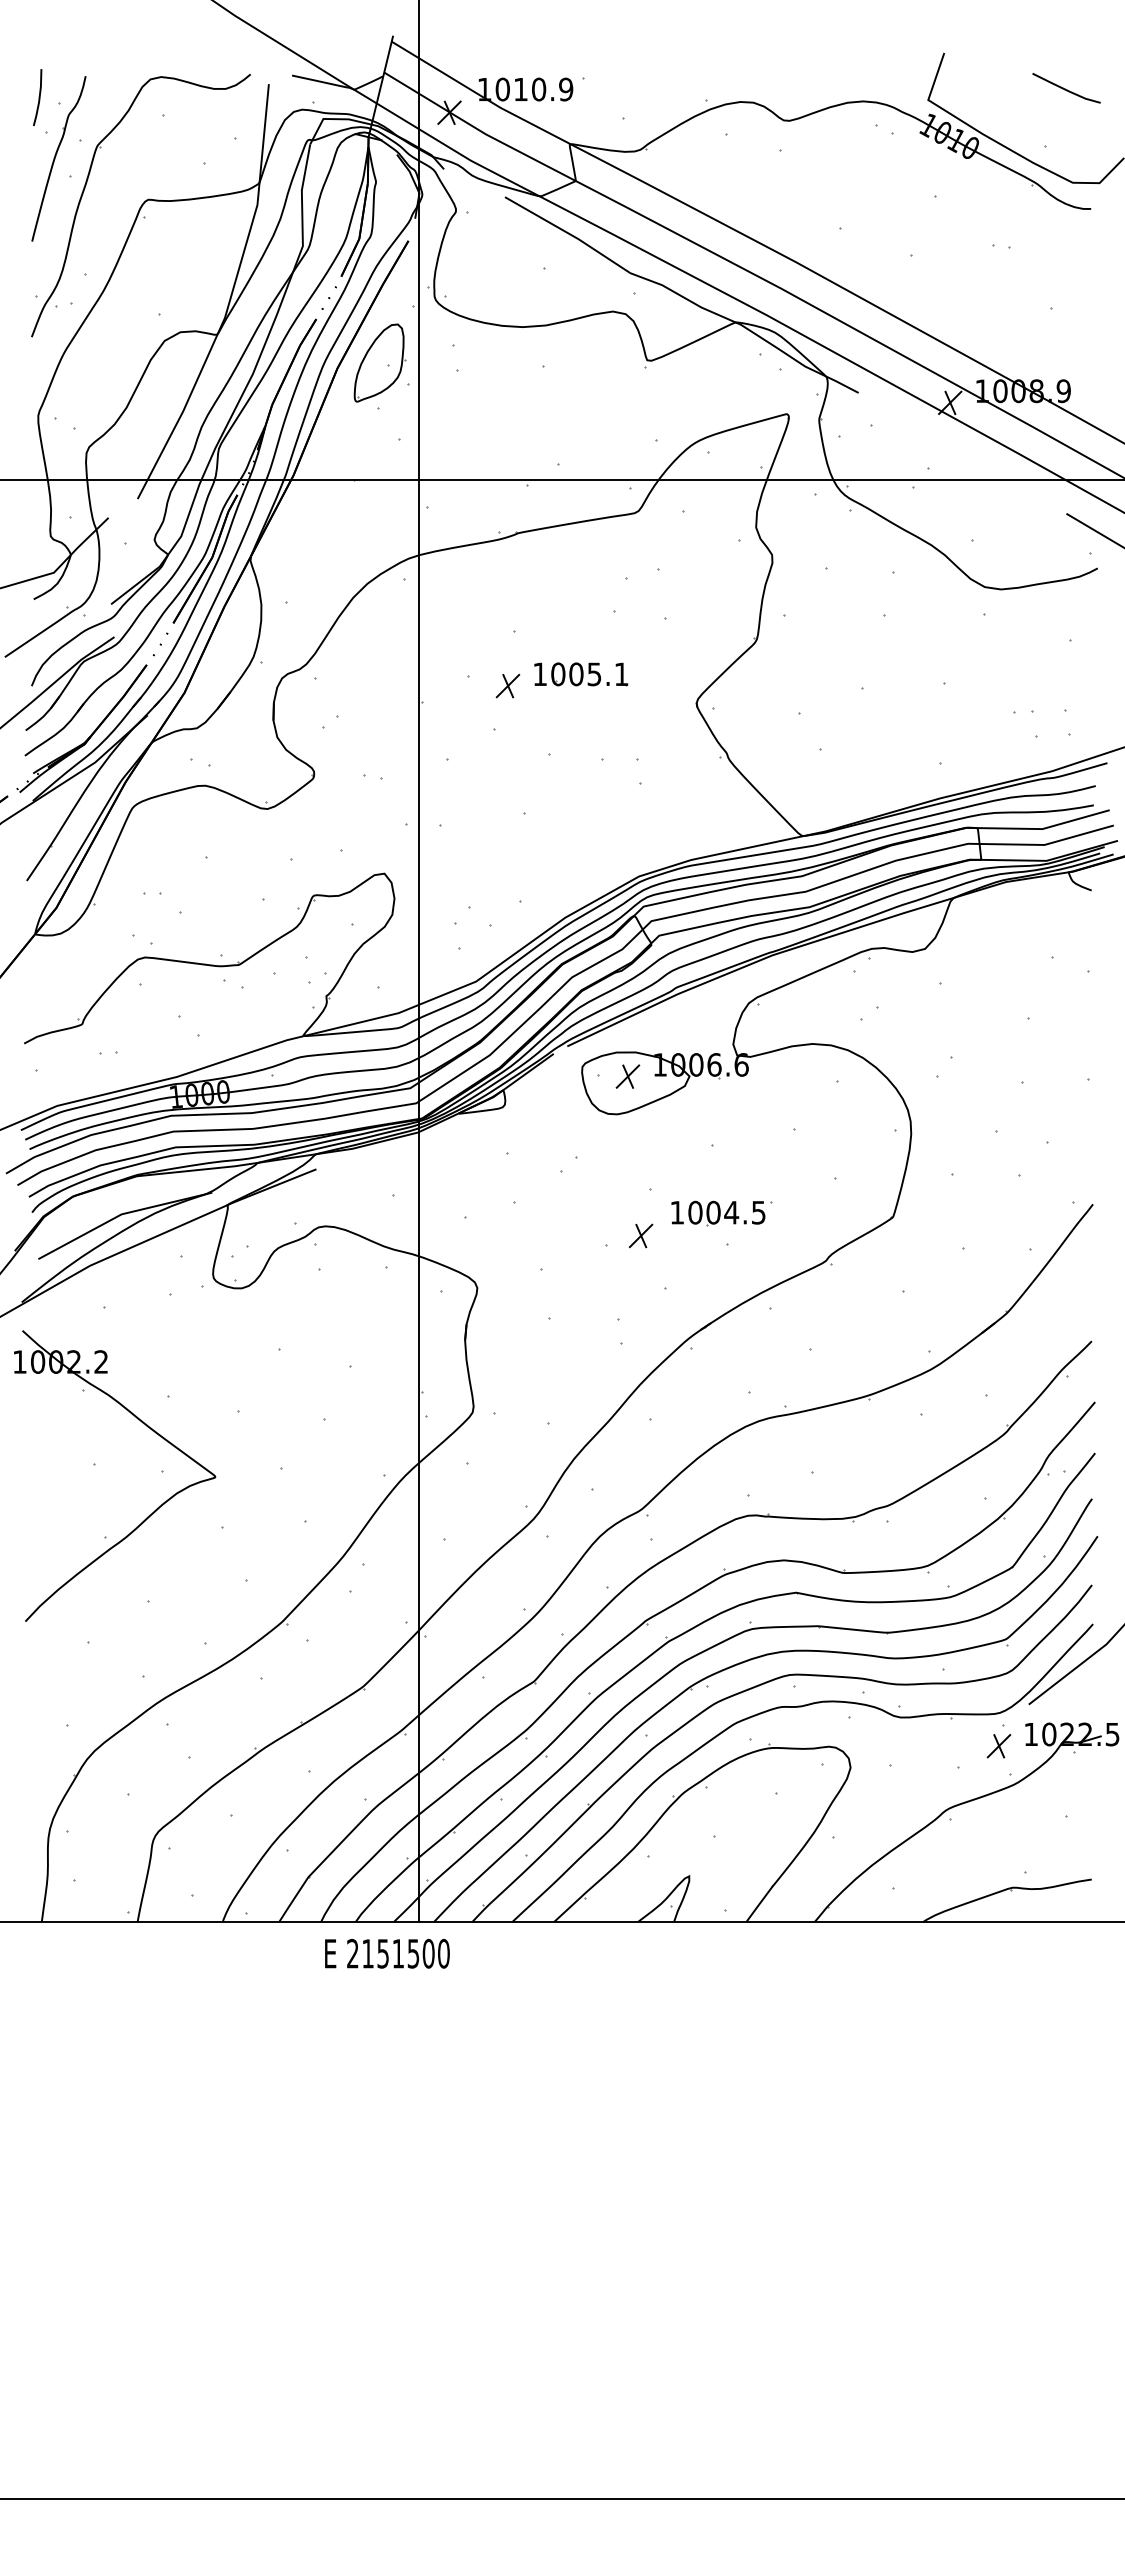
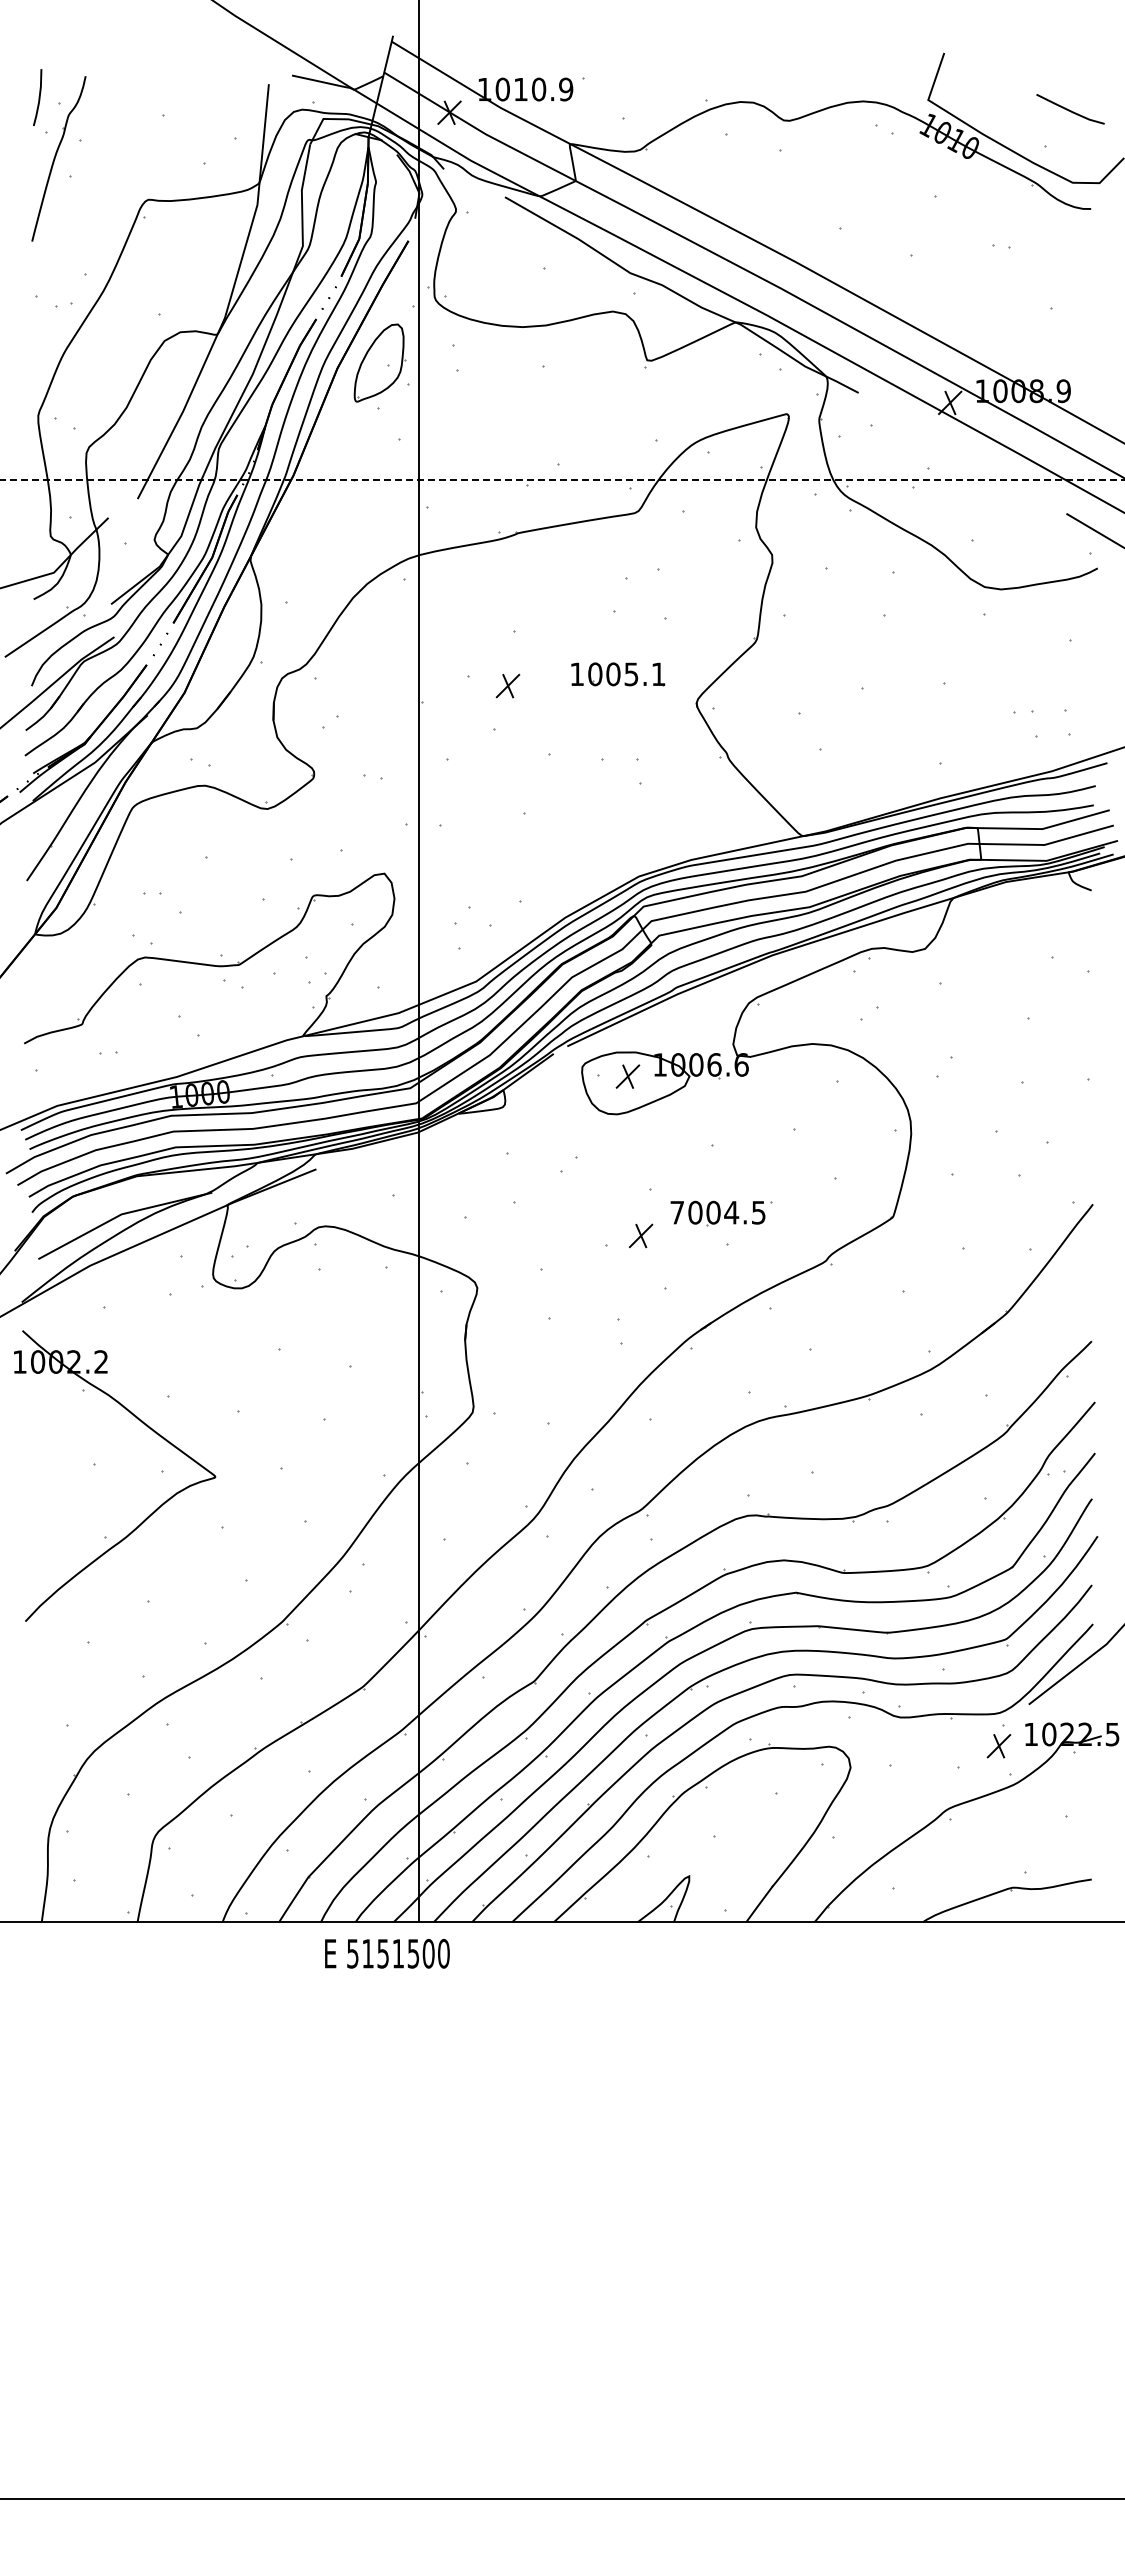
line position: (1065, 88) -> (1069, 109) (1069, 109)
part: present -> none (85, 188)
line: solid -> dashed (563, 480)
part position: (581, 674) -> (618, 674) (618, 674)
text: 1004.5 -> 7004.5 (676, 1212)
text: 2151500 -> 5151500 (352, 1953)
